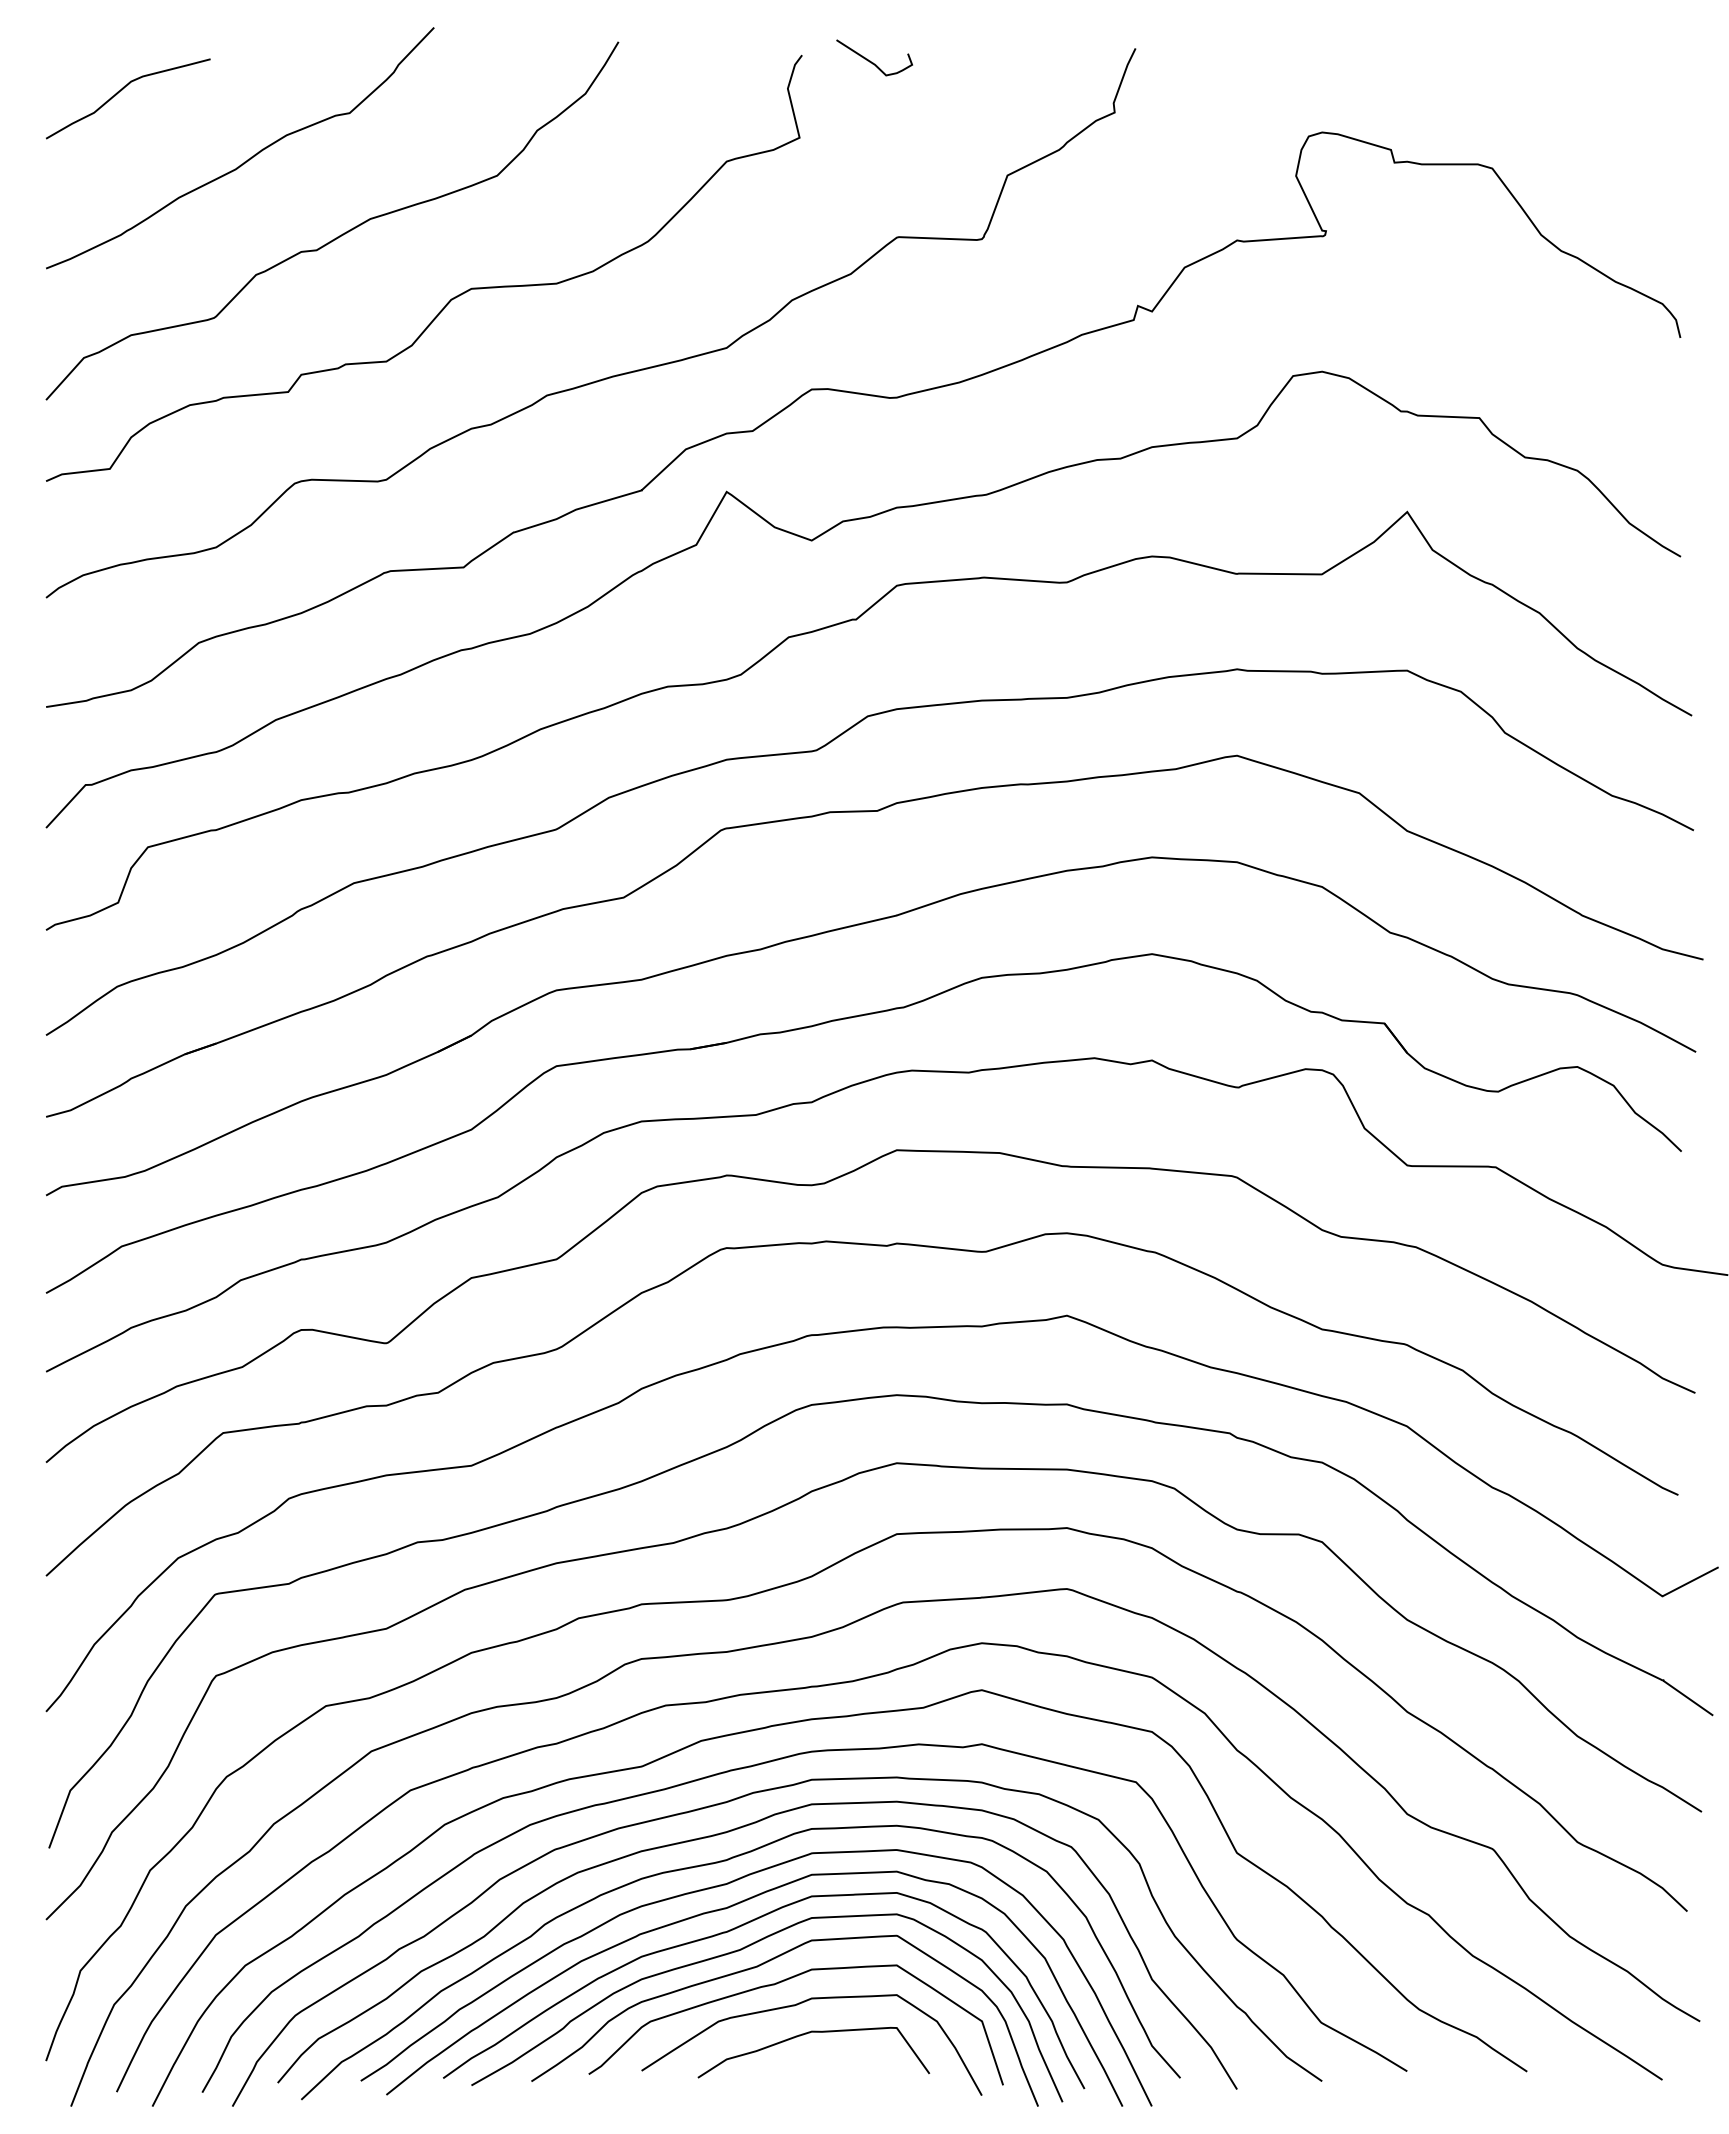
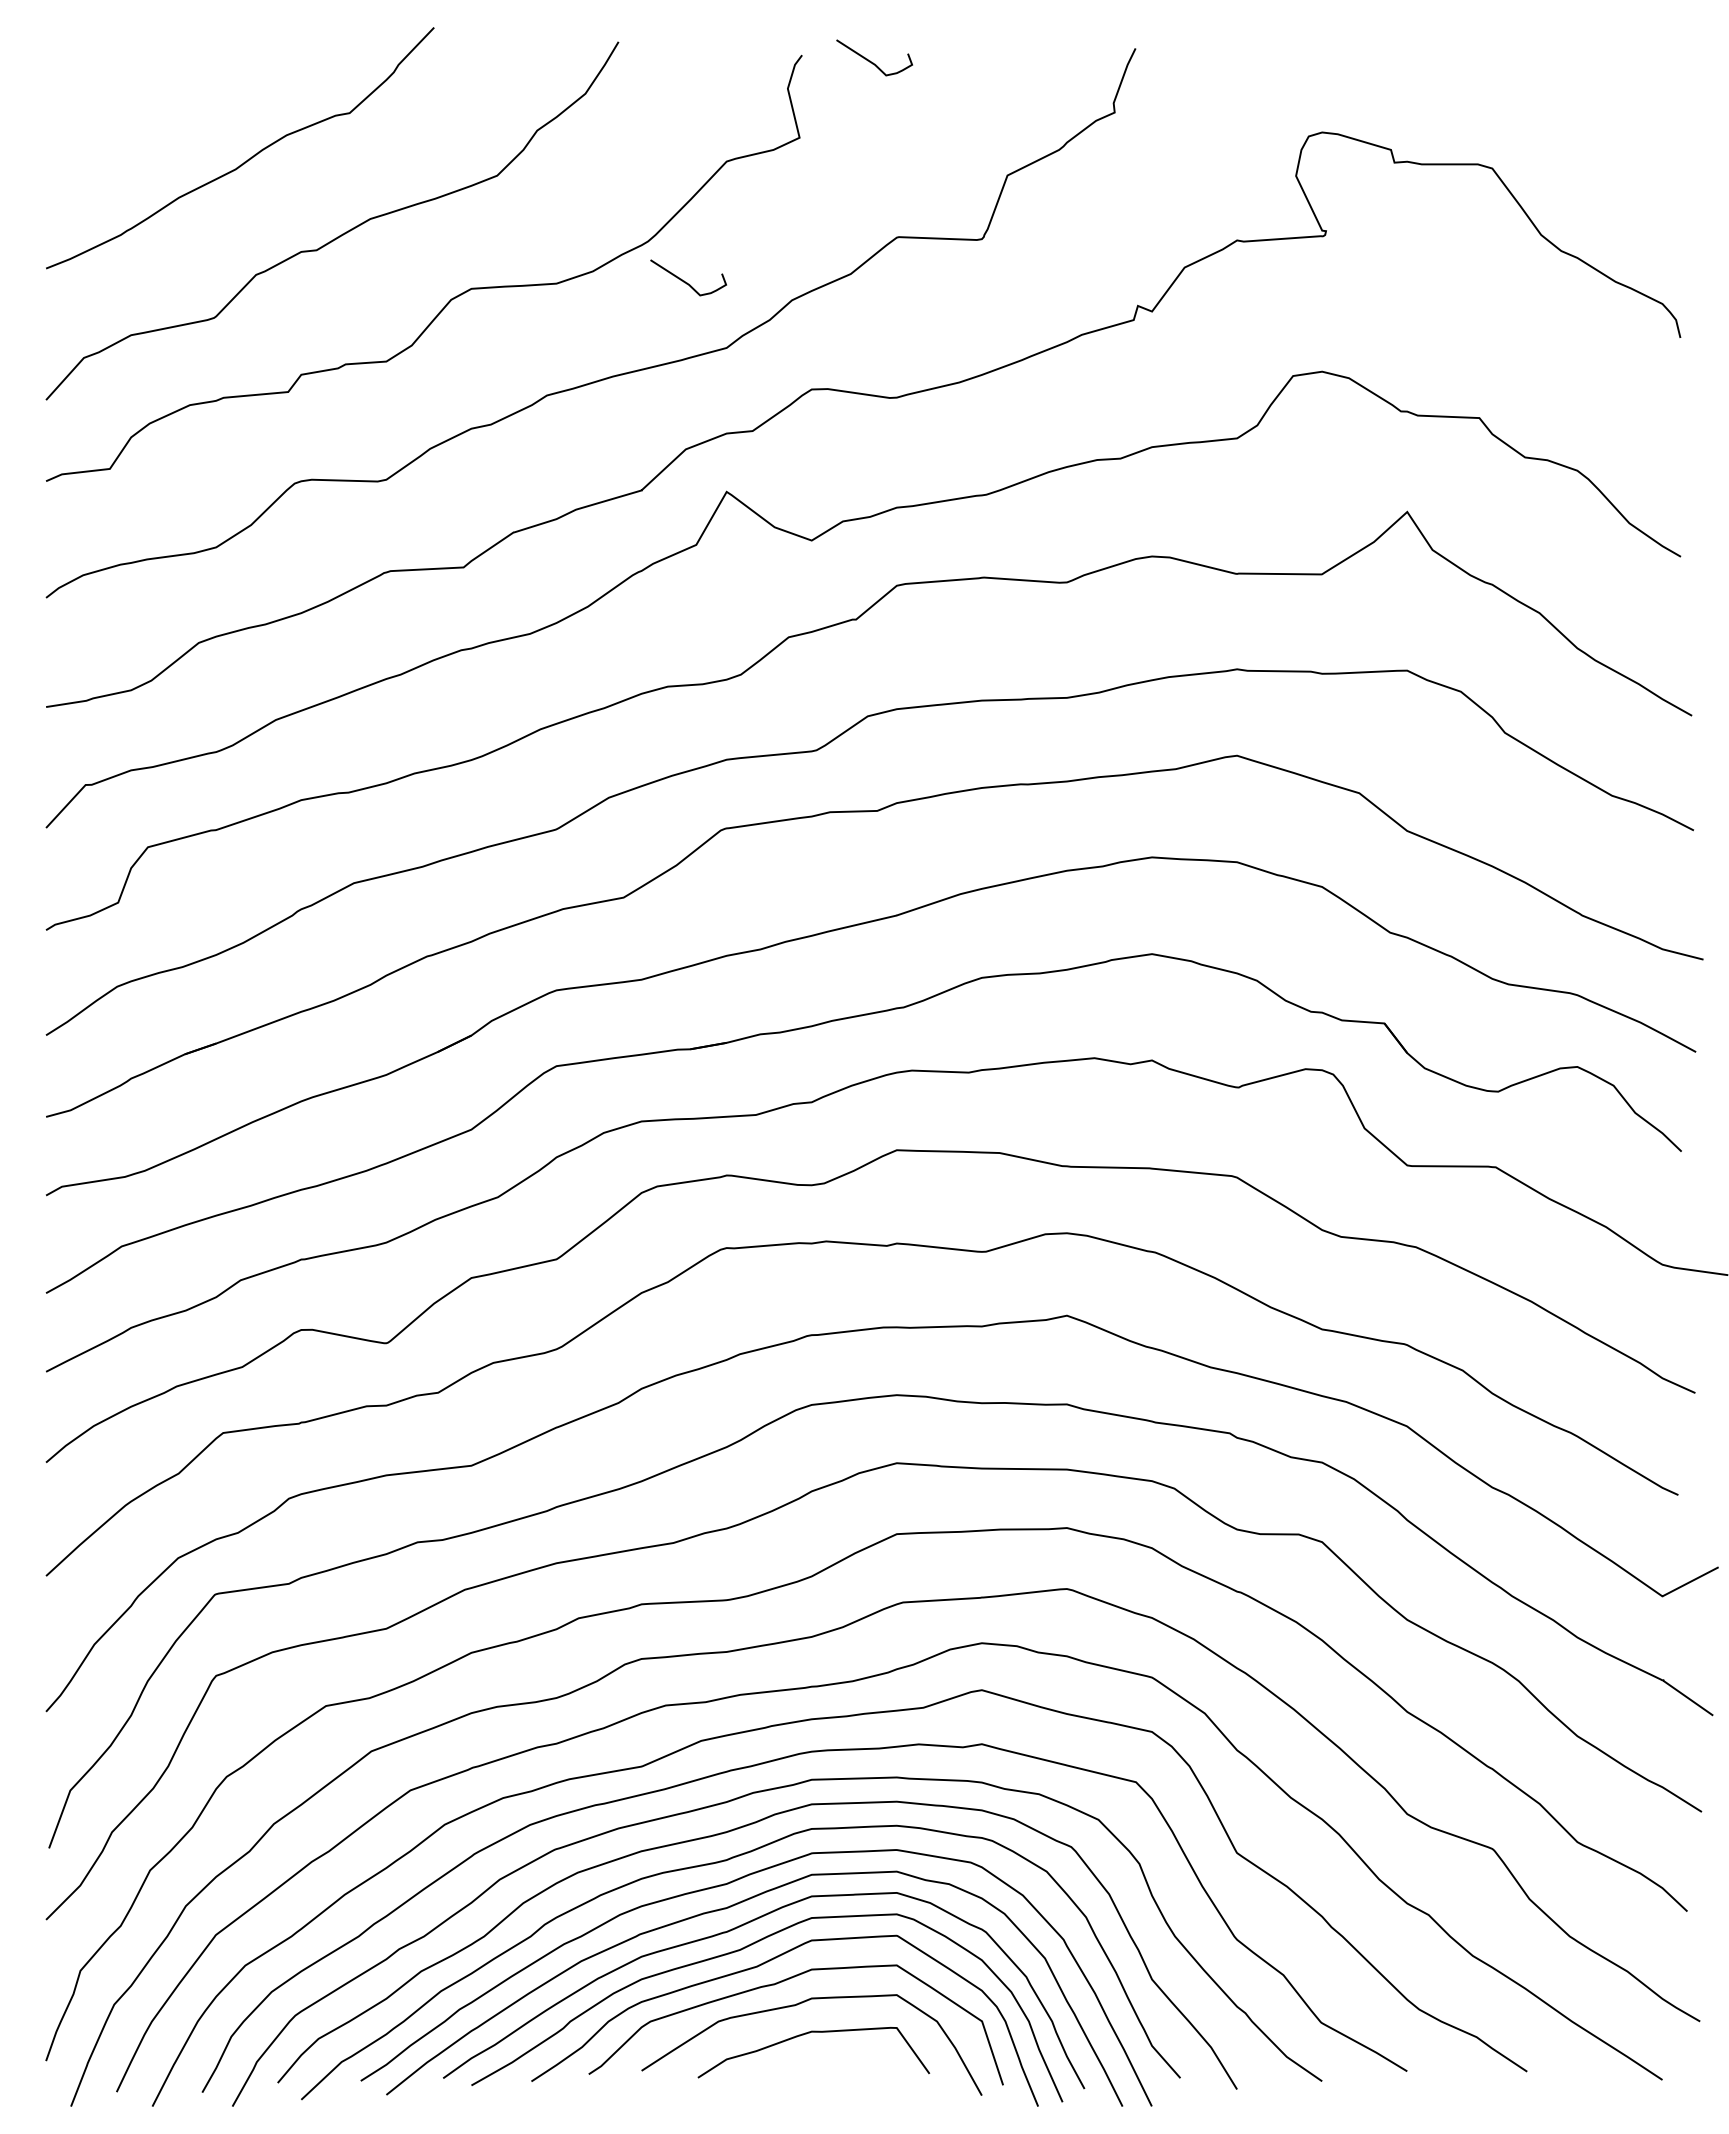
curve: present -> none (122, 90)
curve: none -> present (684, 280)
